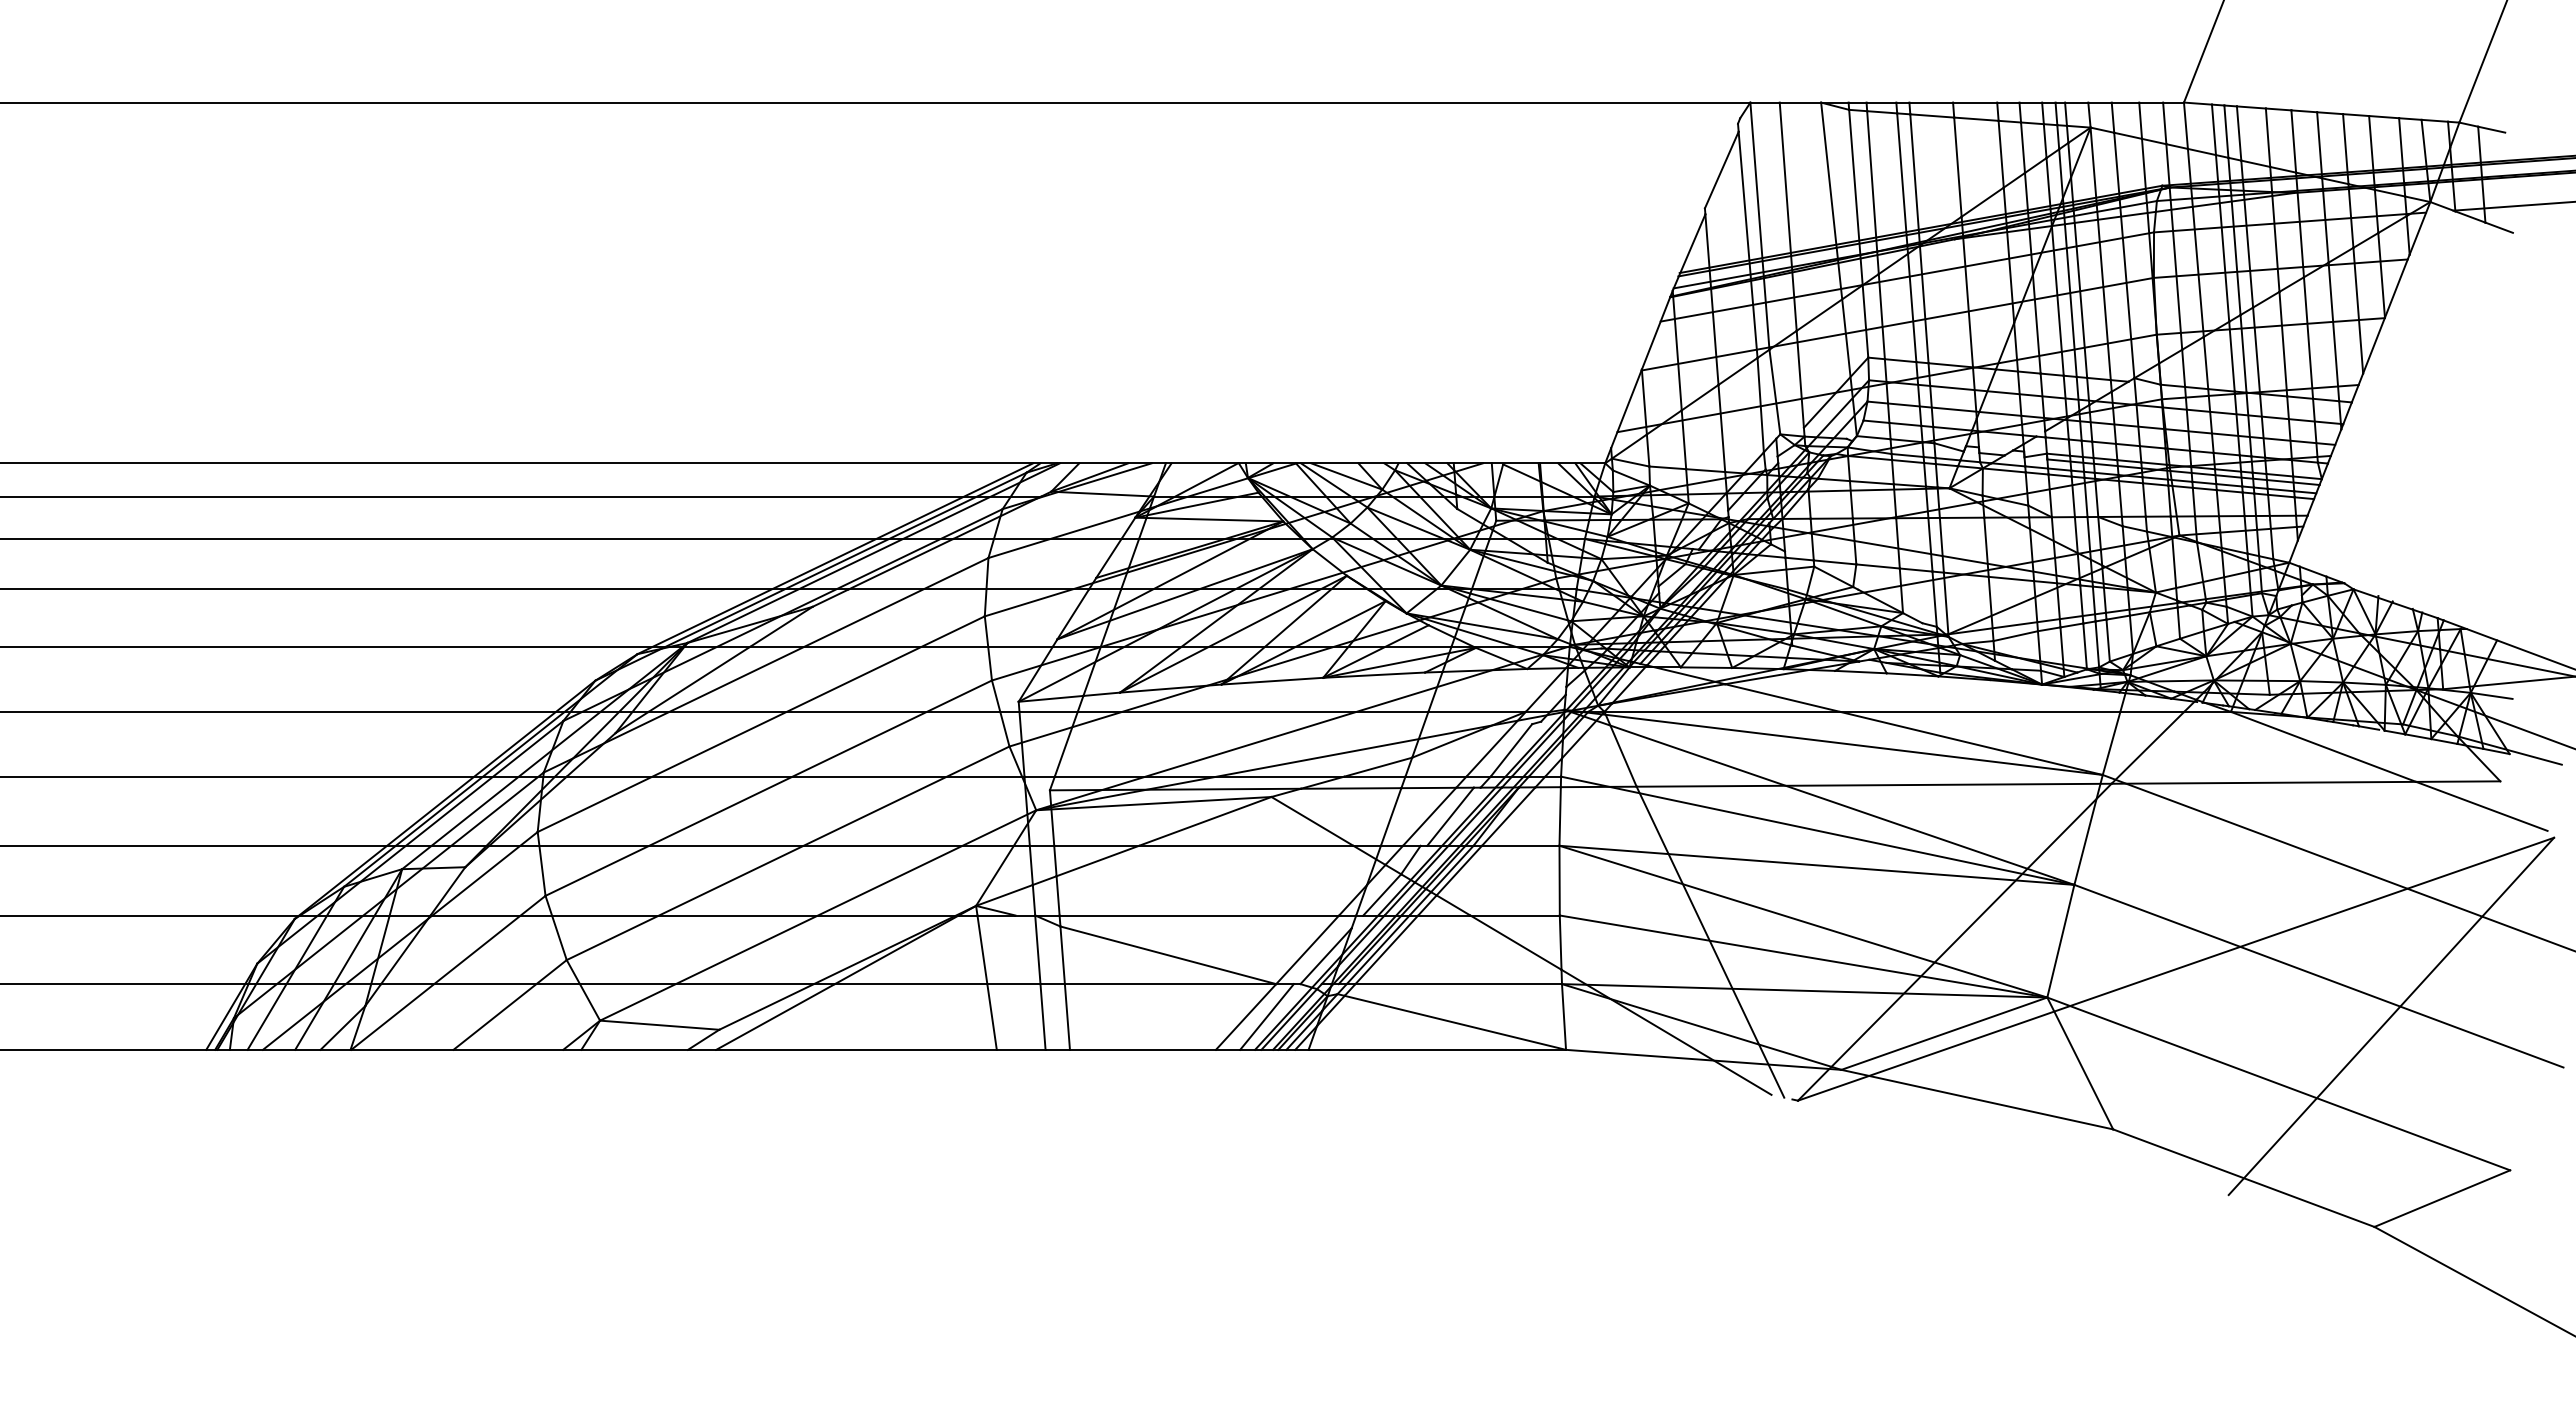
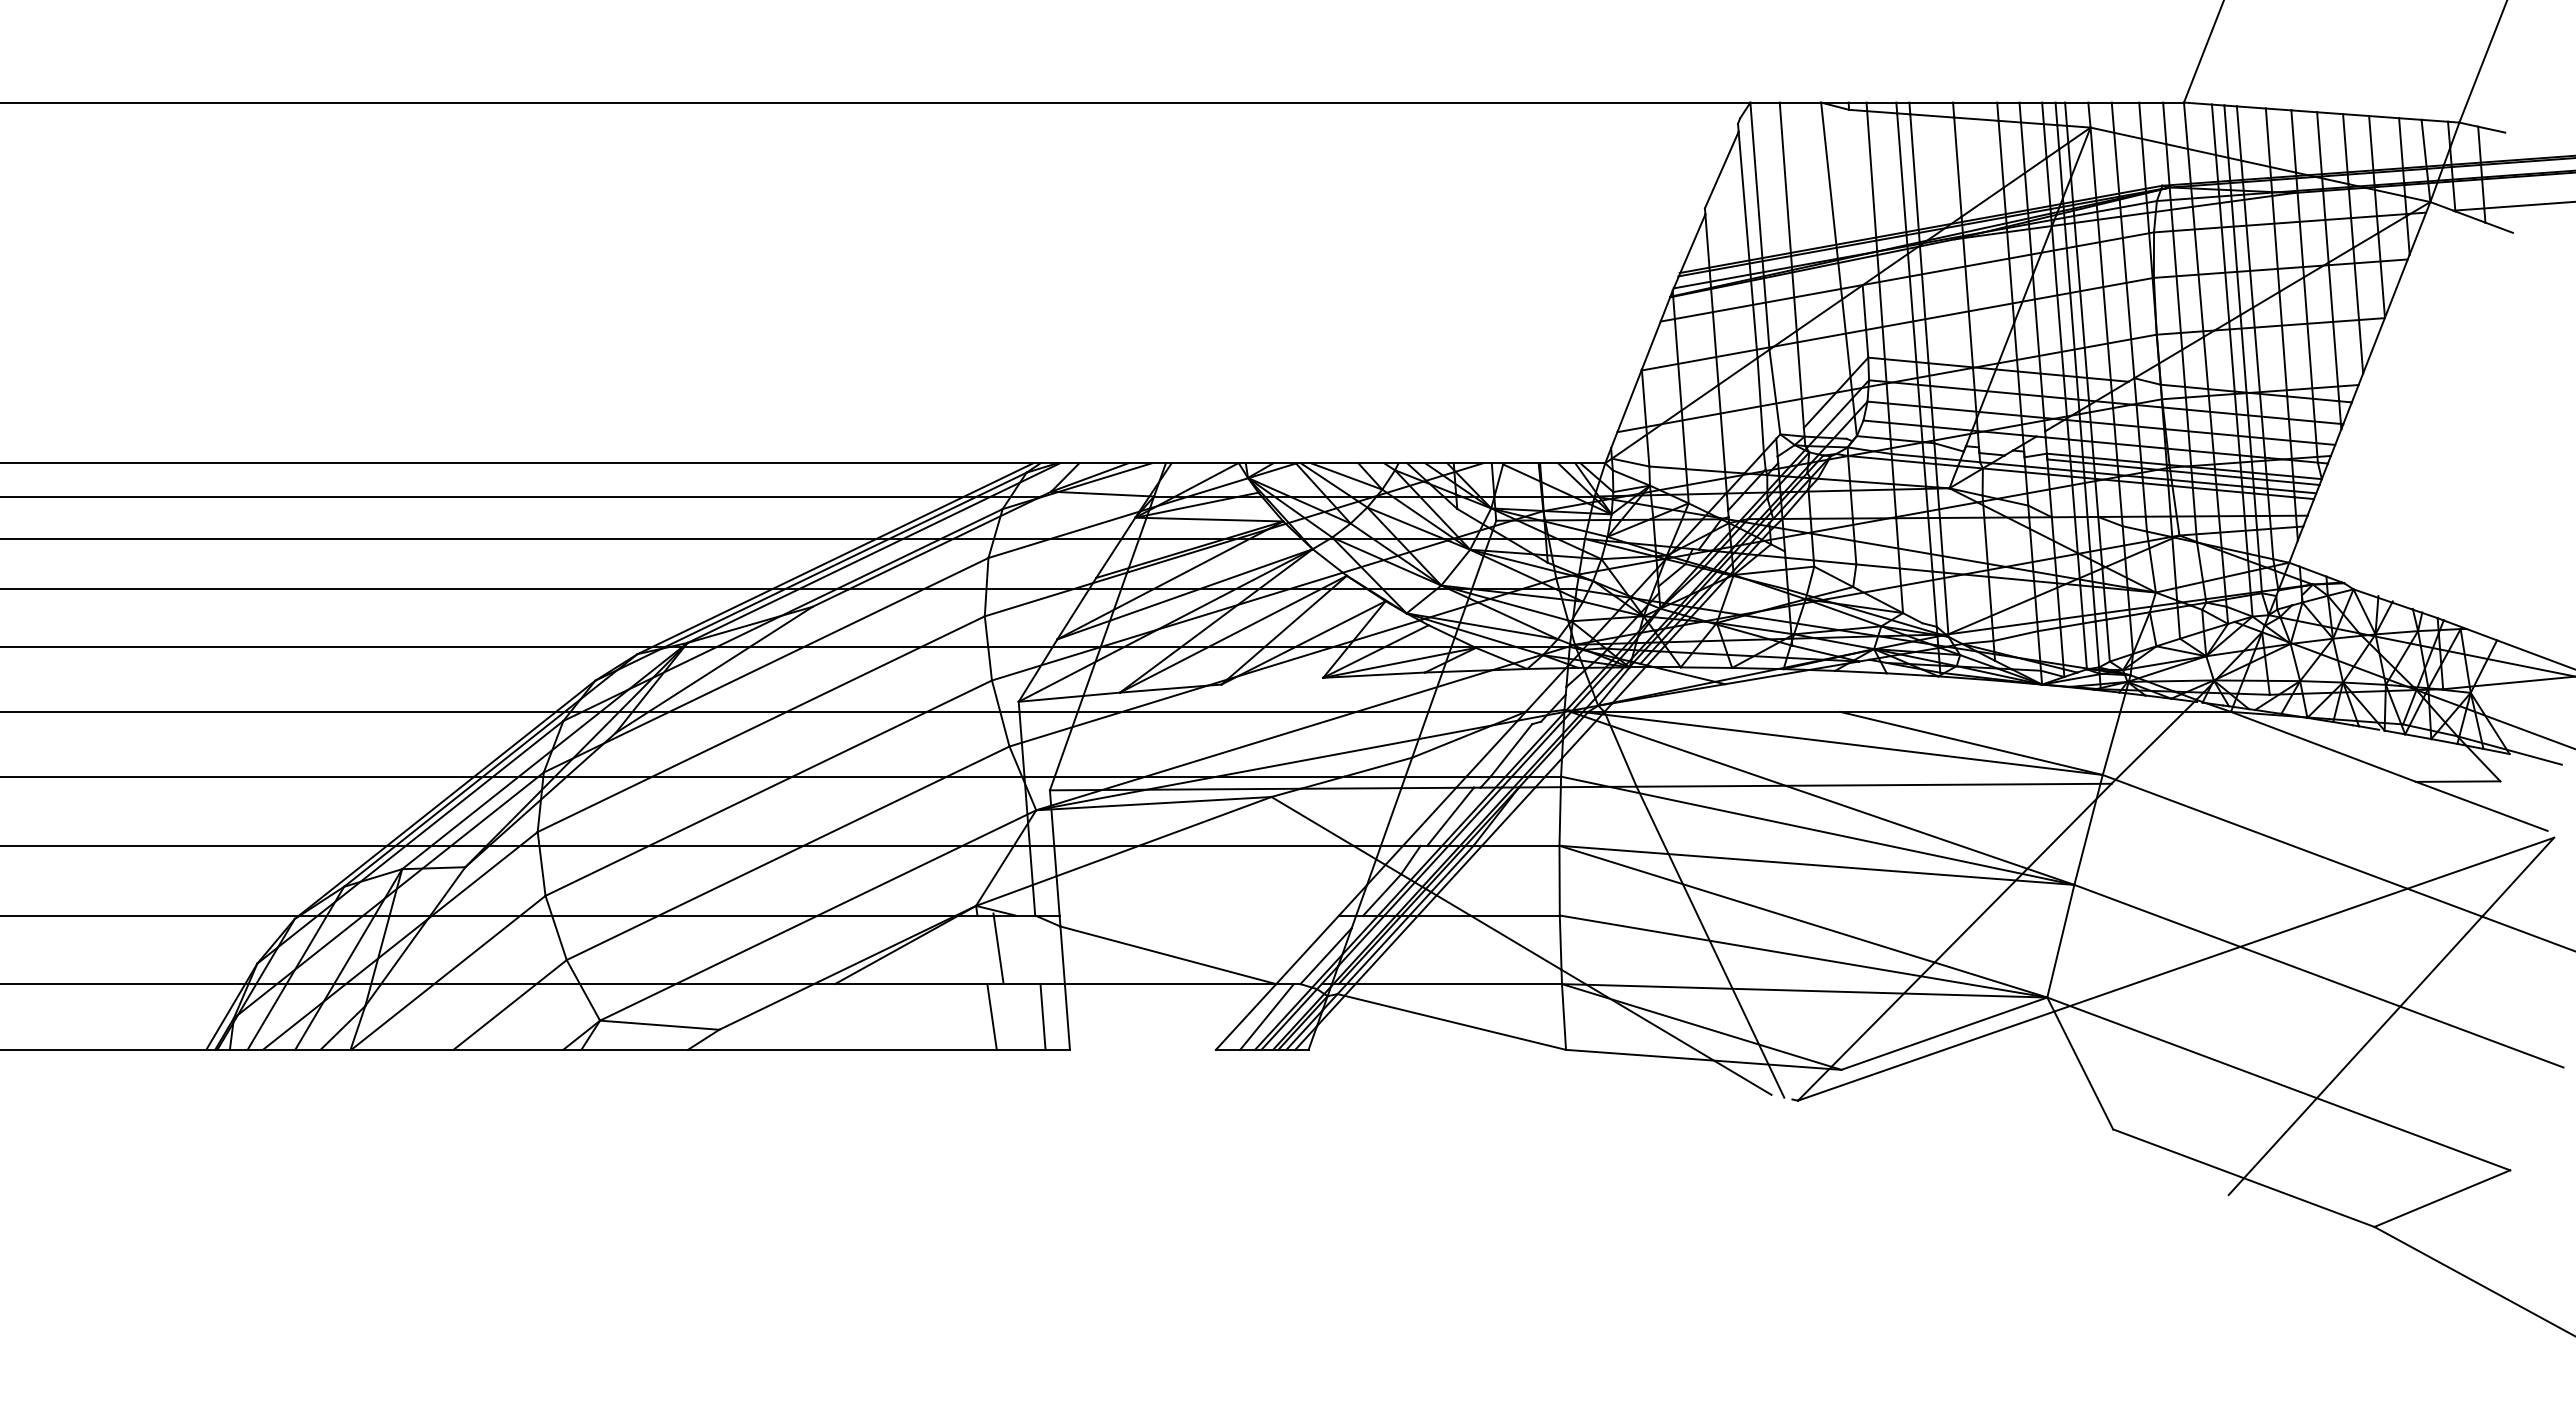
line: present -> none (1855, 197)
line: present -> none (1272, 680)
line: present -> none (2491, 695)
line: present -> none (1782, 697)
line: present -> none (2263, 782)
line: present -> none (1199, 915)
line position: (982, 949) -> (998, 947) (998, 947)
line: present -> none (1037, 949)
line: present -> none (775, 1016)
line: present -> none (1142, 1049)
line: present -> none (1437, 1049)
line: present -> none (1977, 1099)
